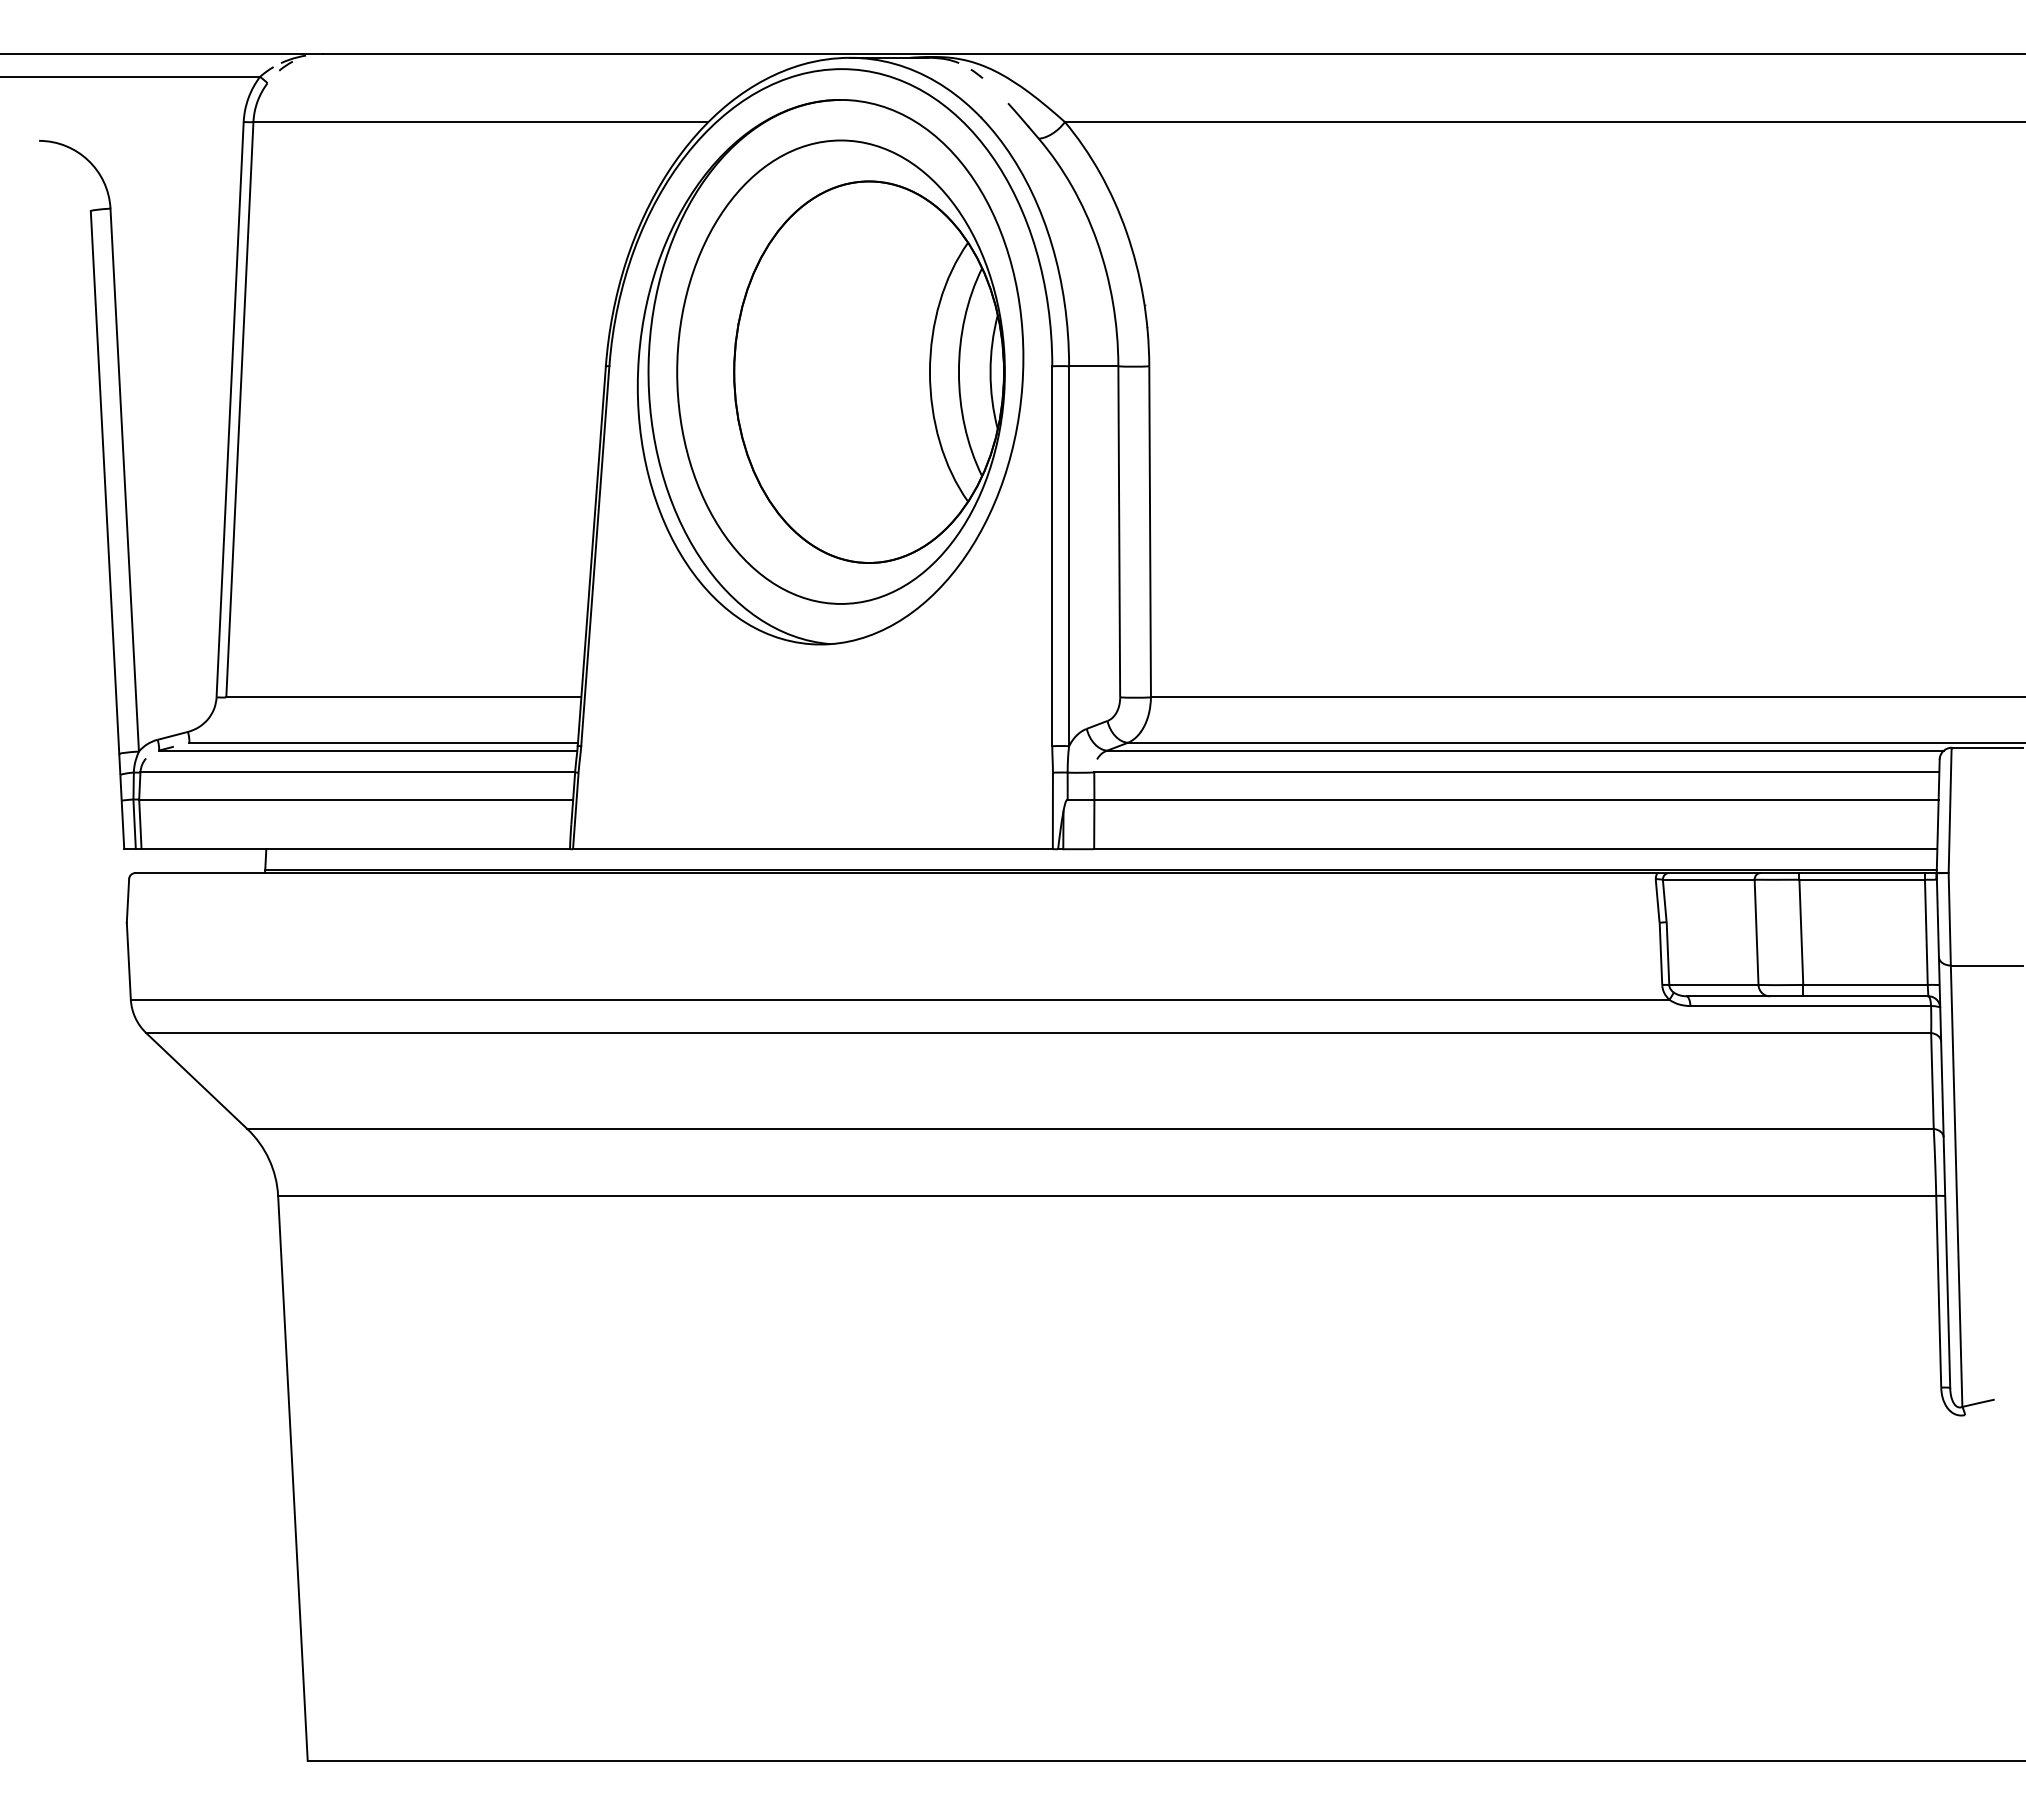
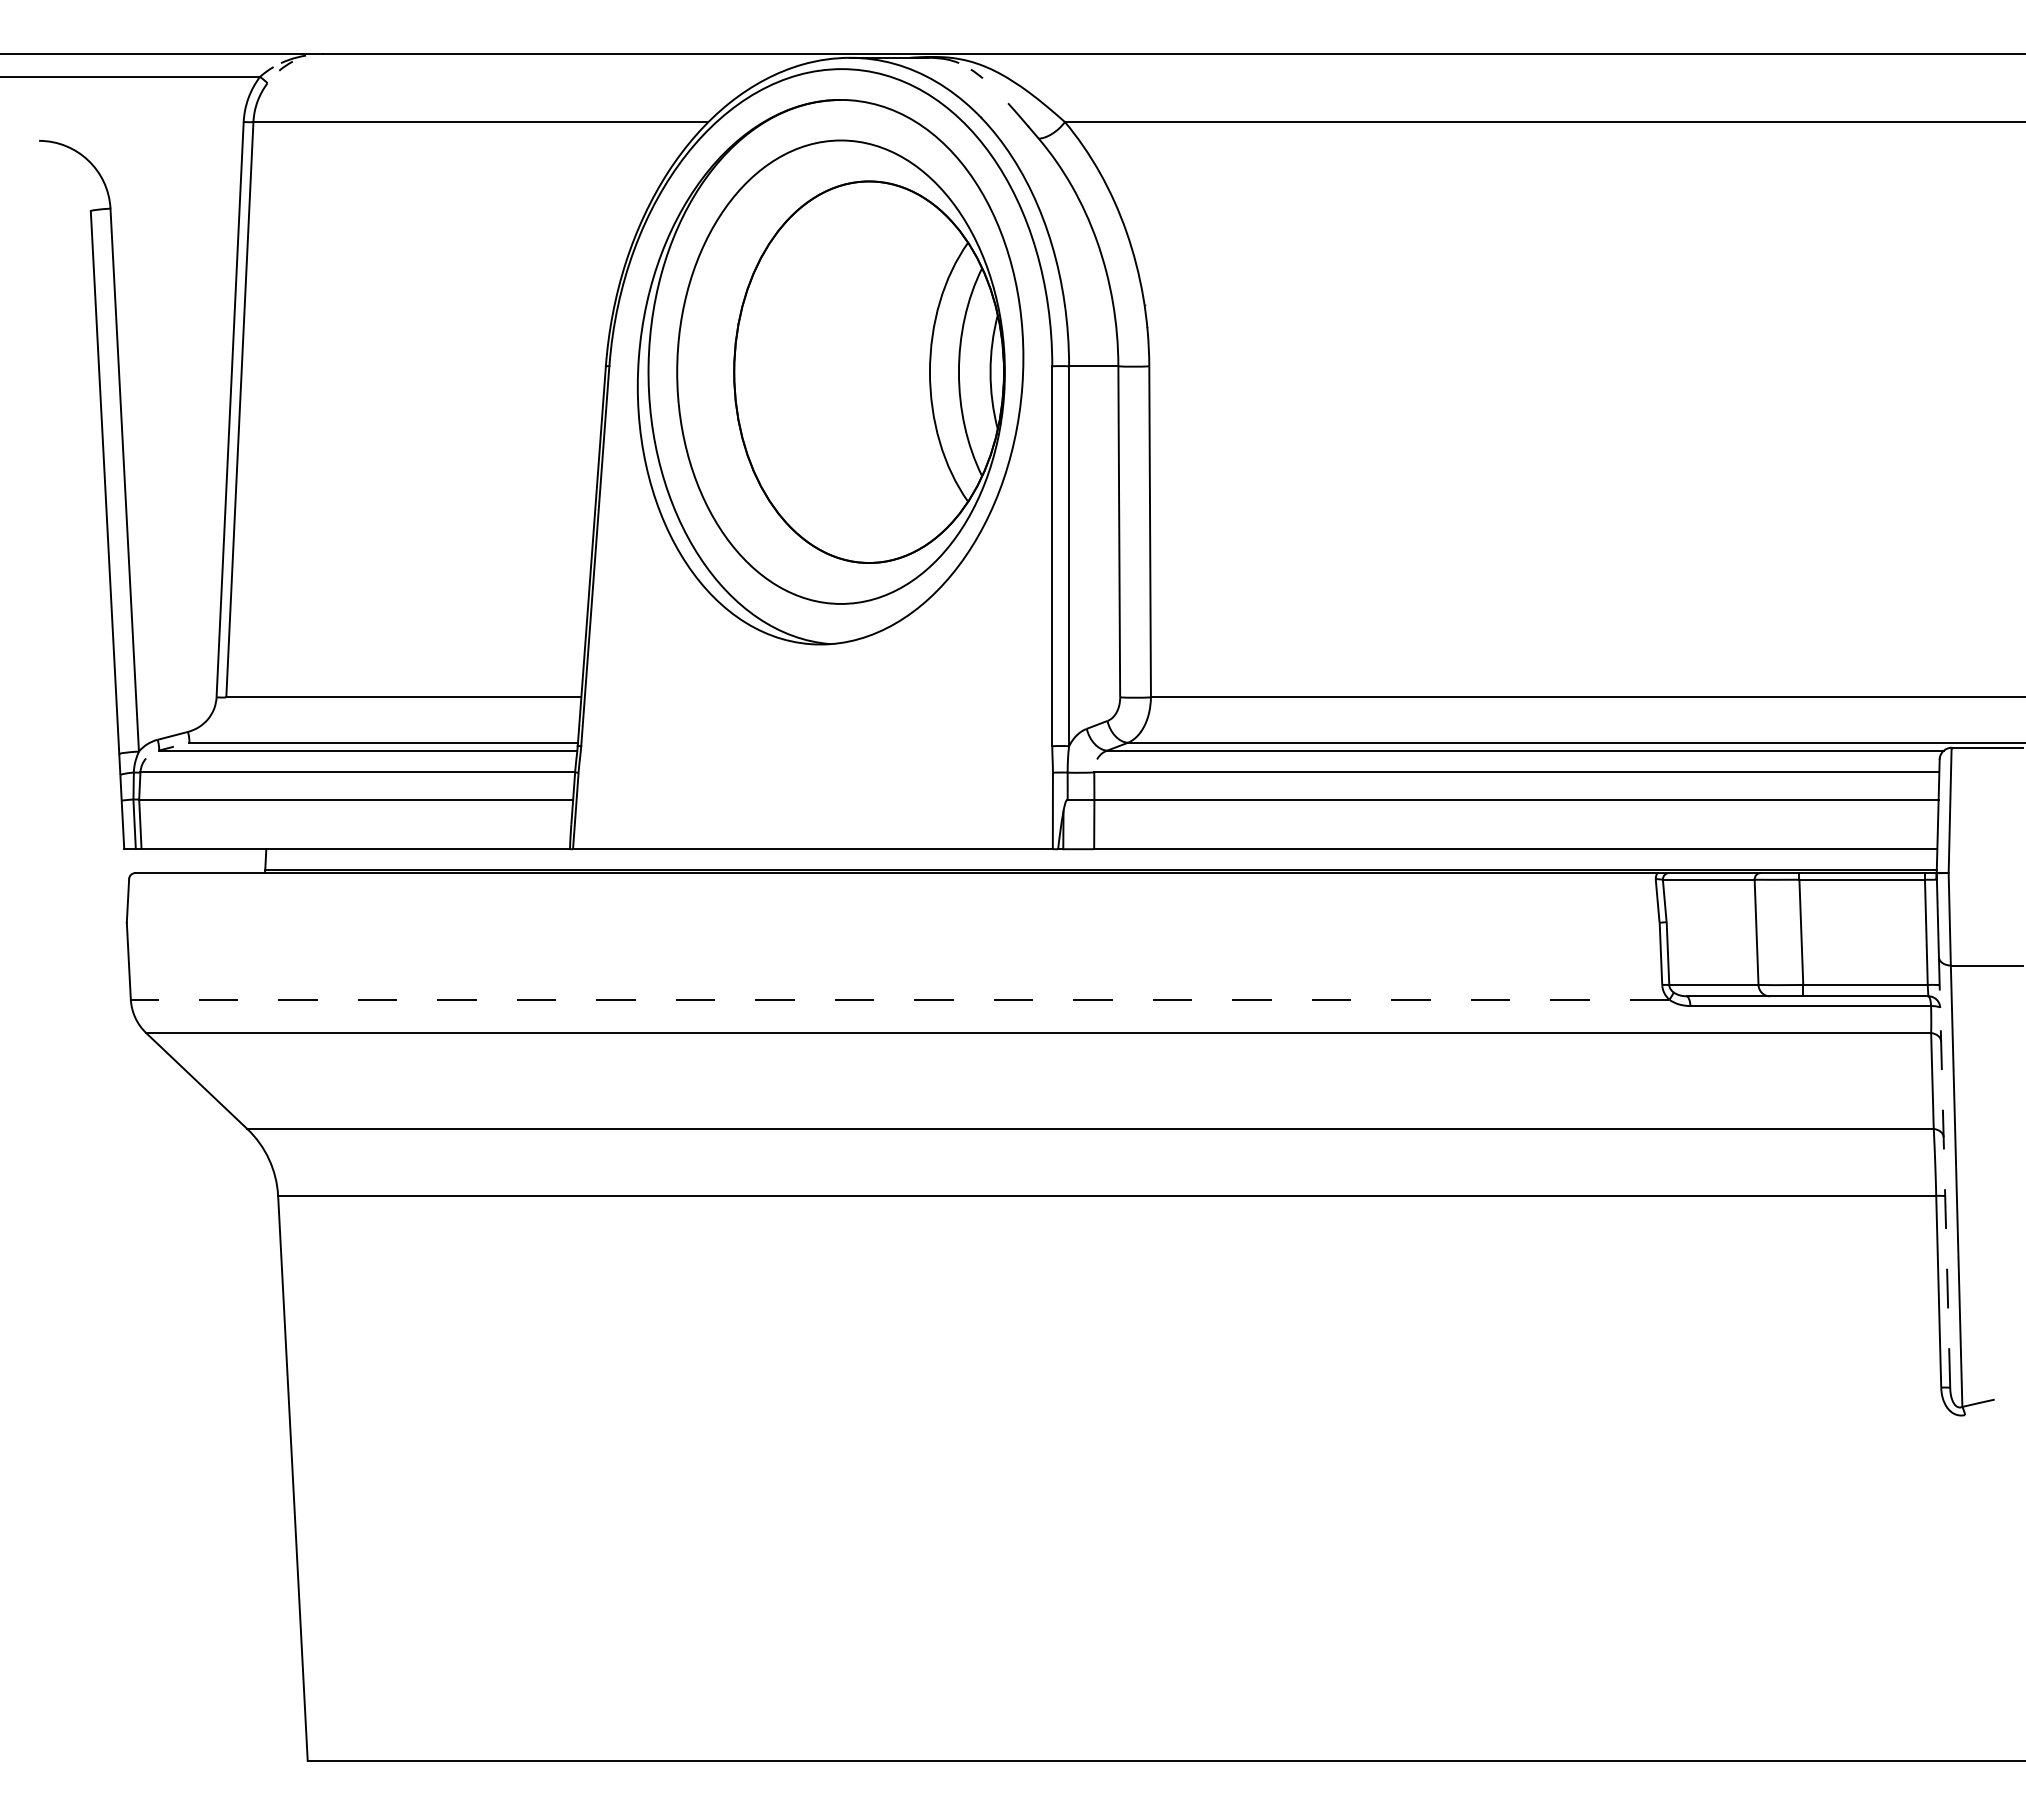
line: solid -> dashed (899, 999)
line: solid -> dashed (1944, 1172)
